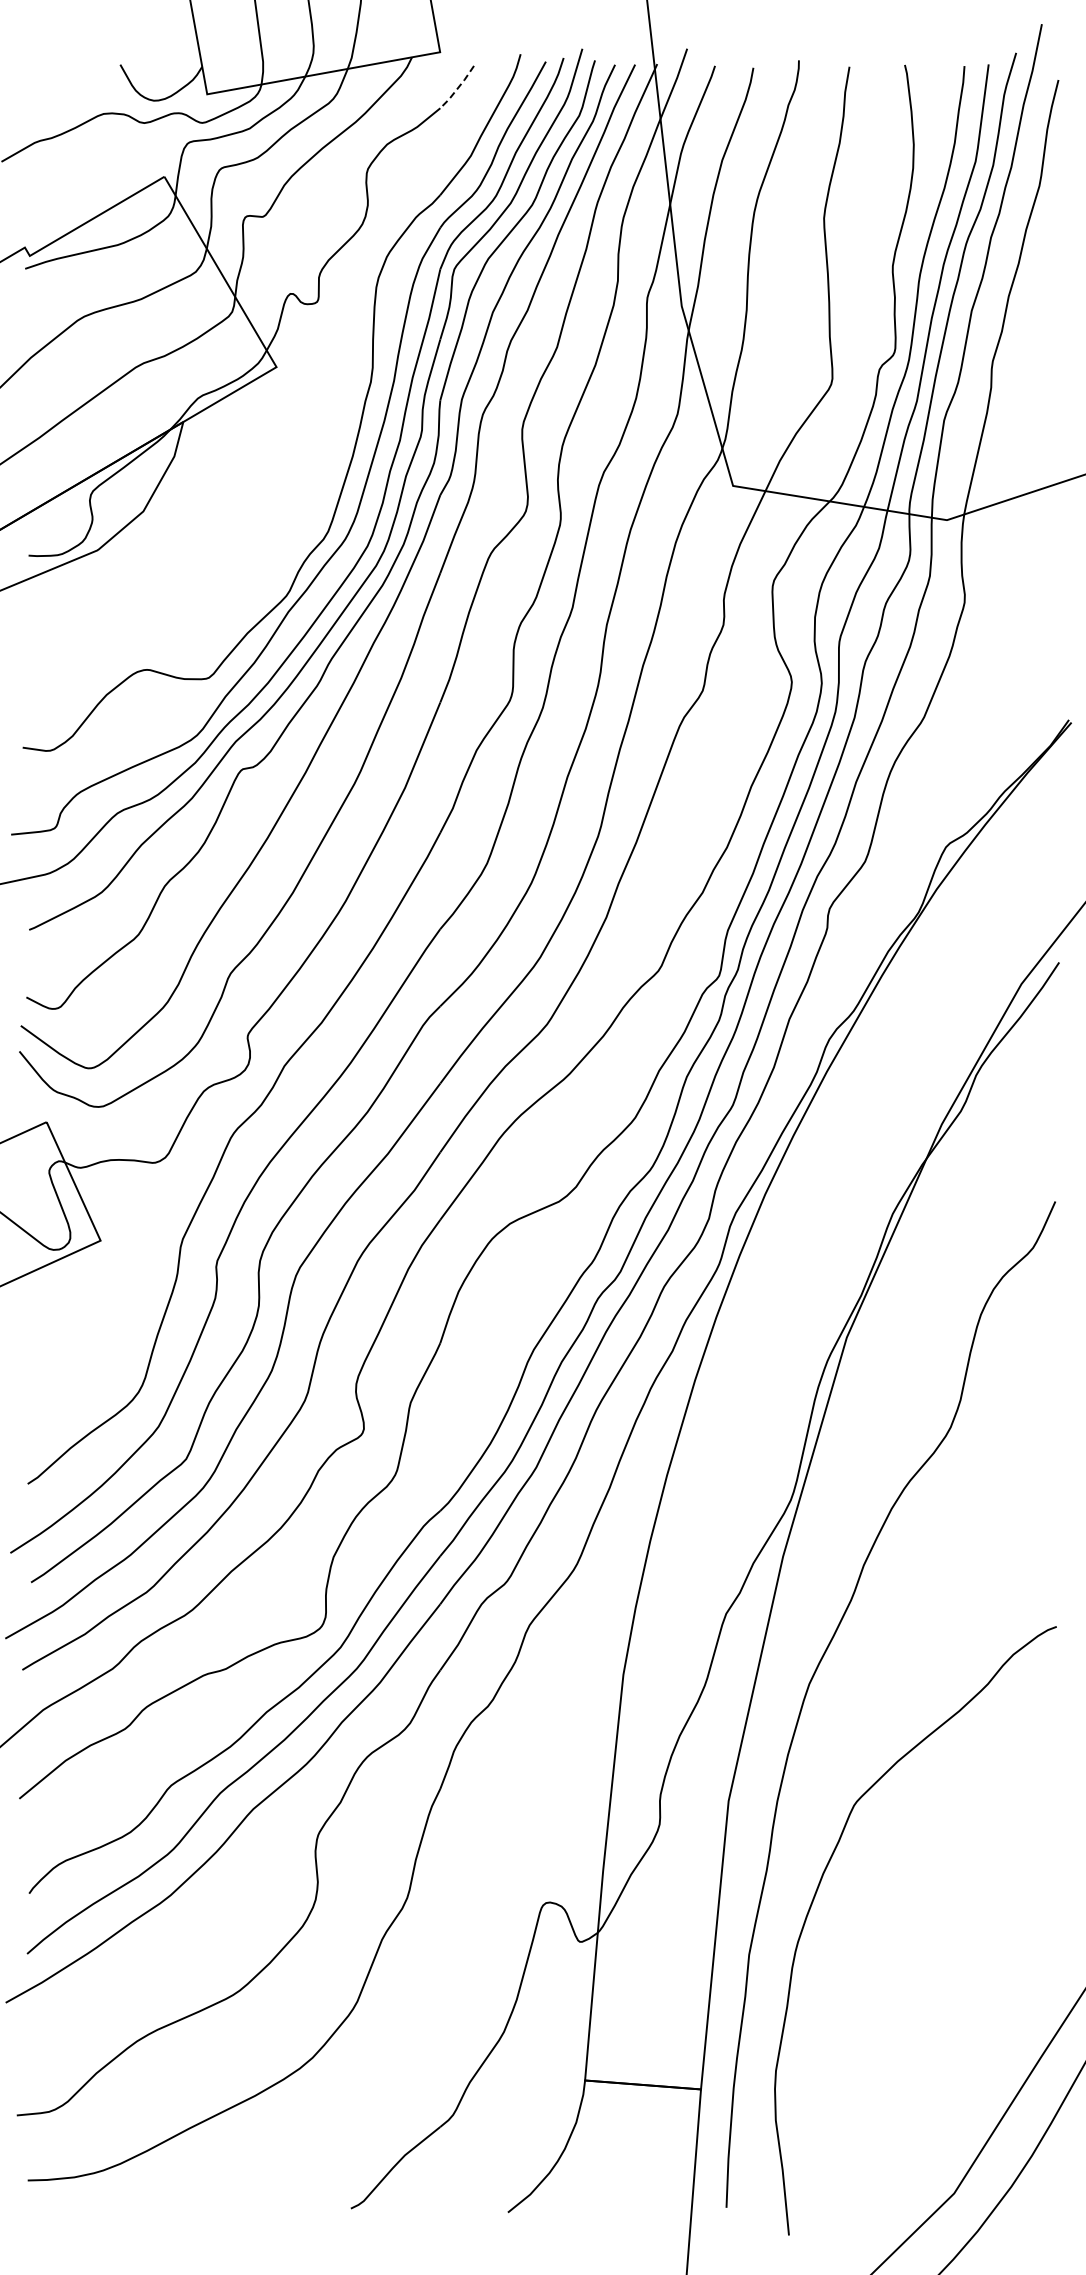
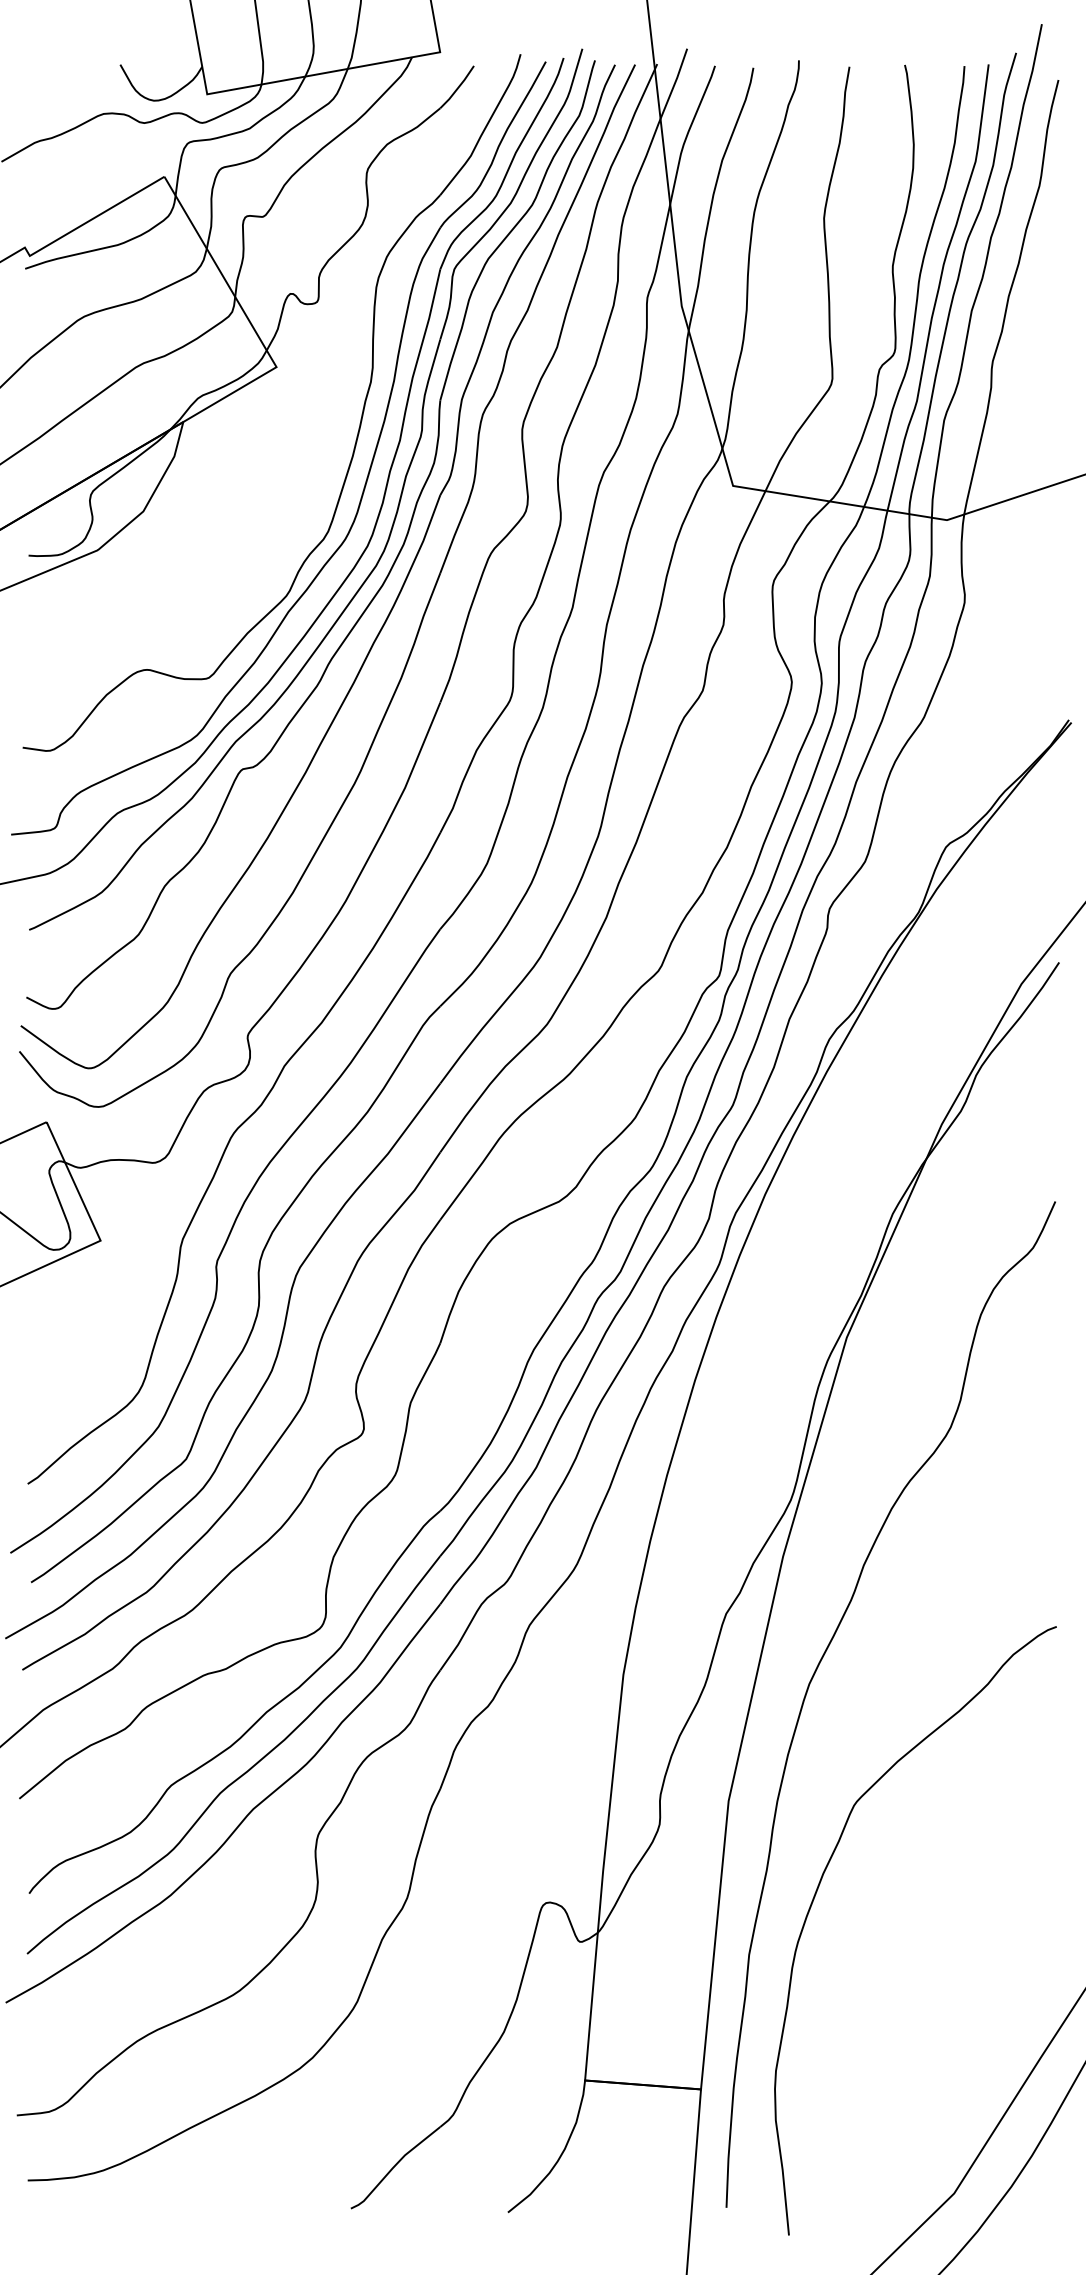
line: dashed -> solid (457, 88)
